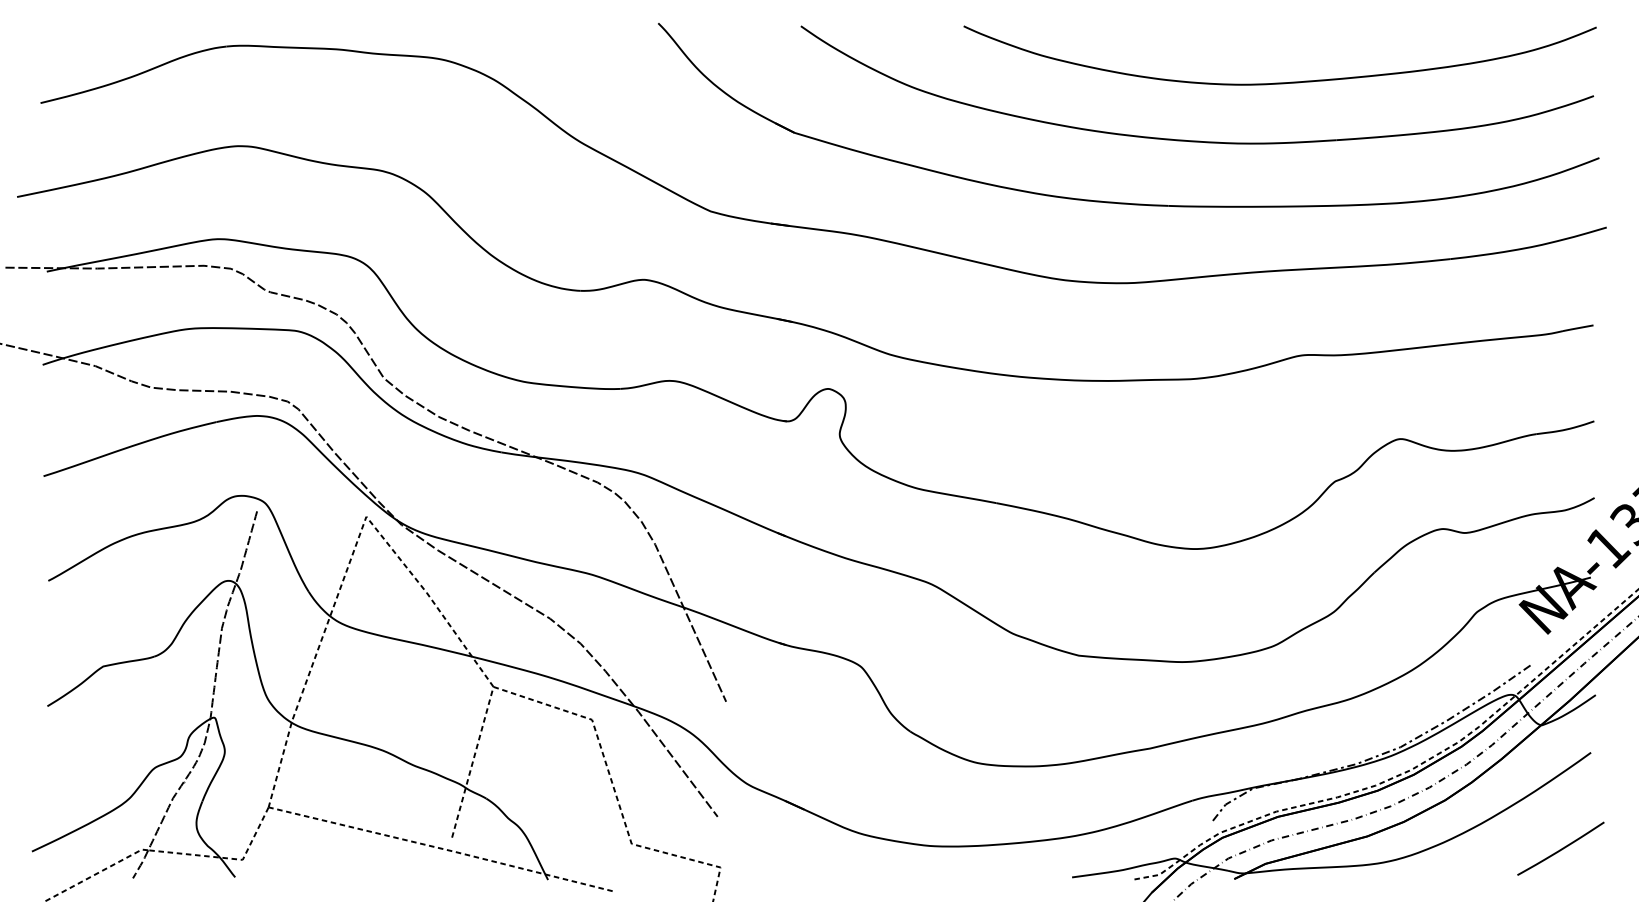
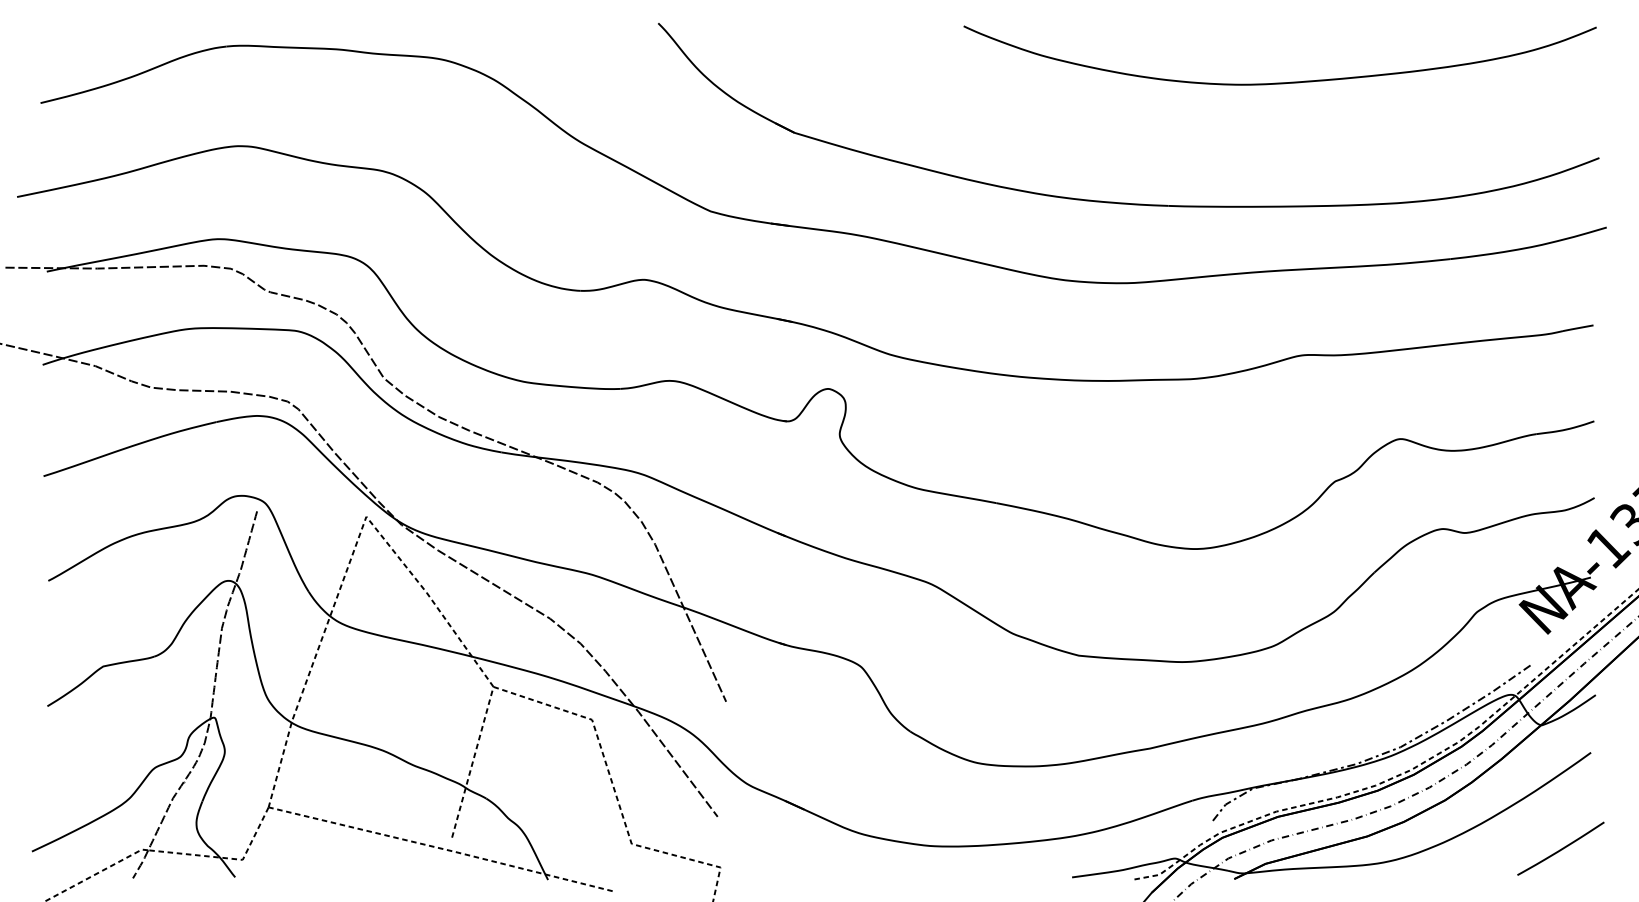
part: present -> none (1197, 140)
